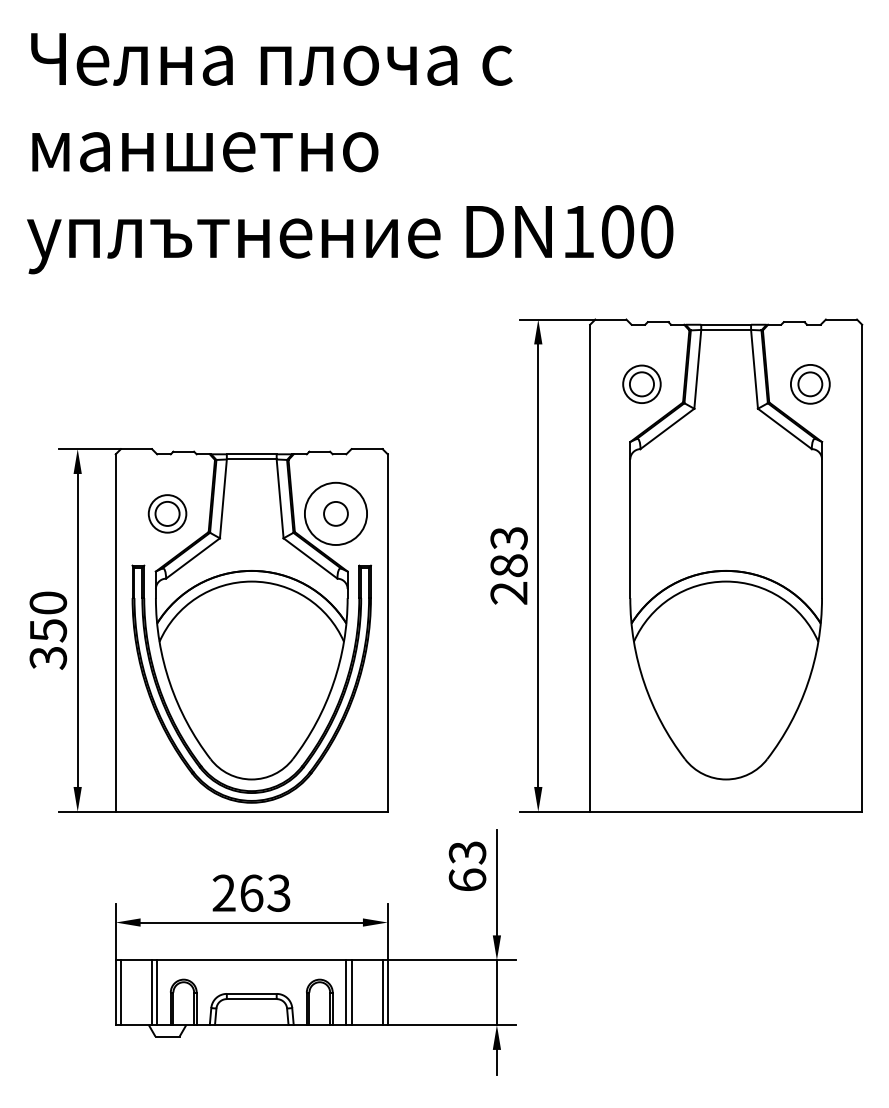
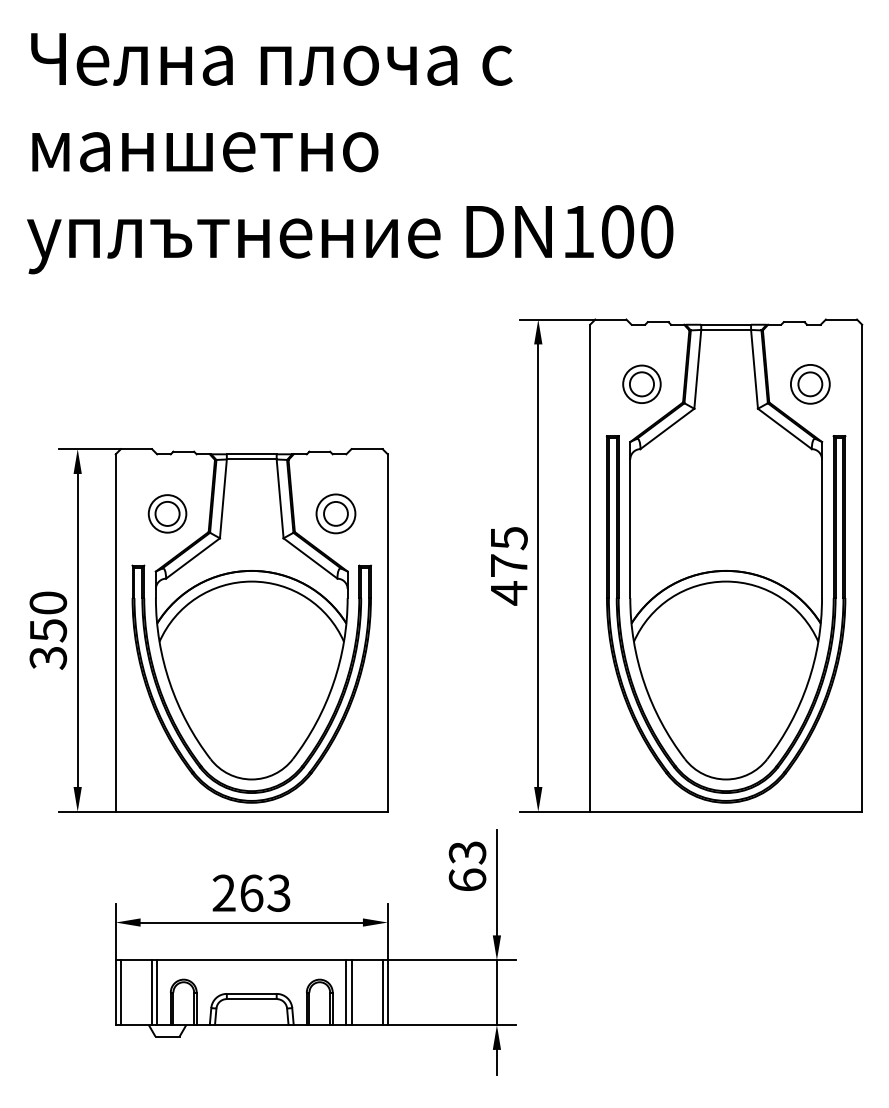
circle diameter: 62 px -> 39 px (335, 513)
text: 283 -> 475 (508, 566)
part: none -> present (622, 635)
